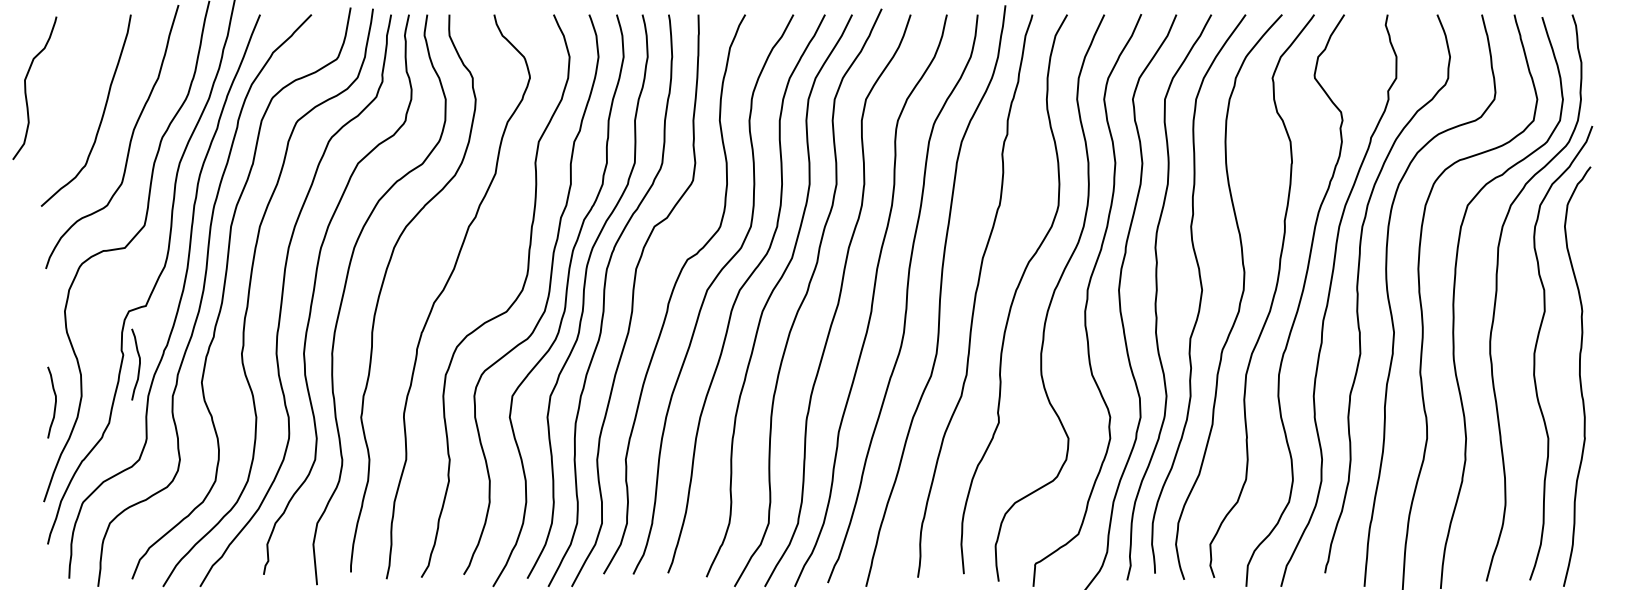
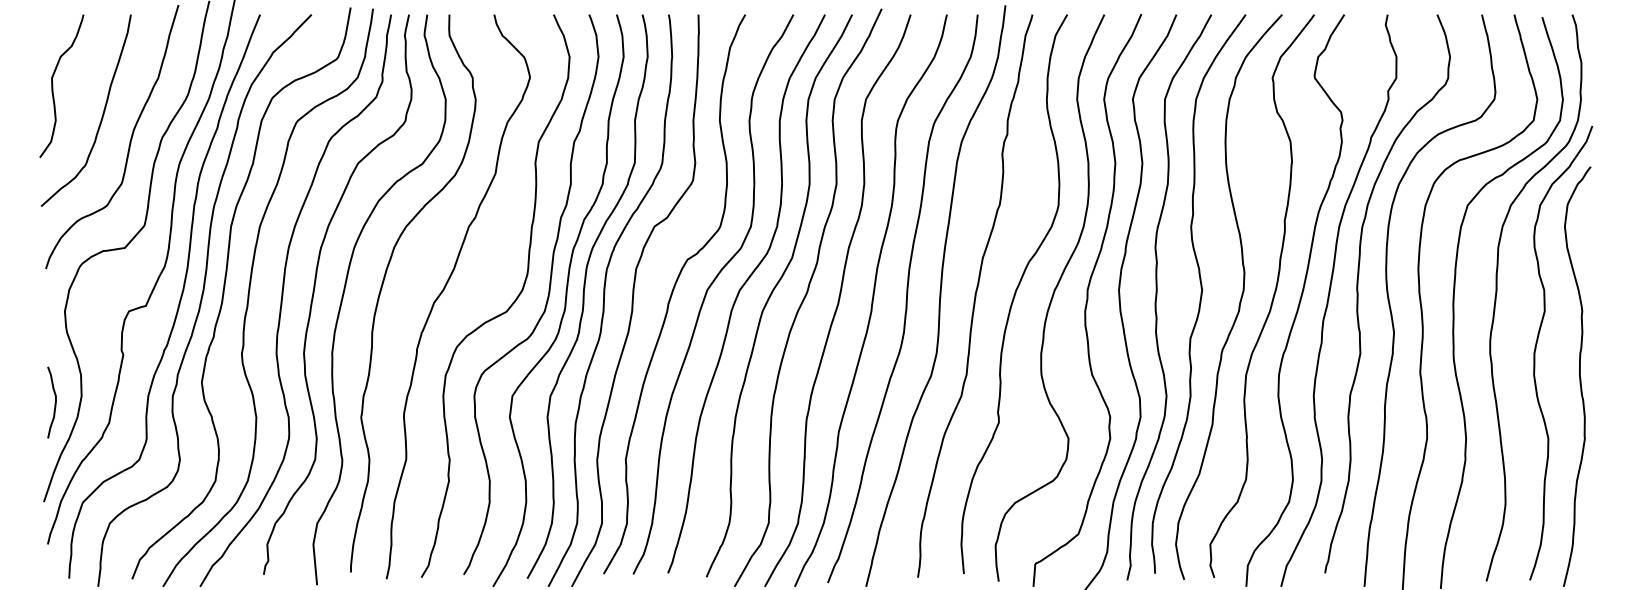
curve position: (26, 88) -> (53, 86) (53, 86)
curve: present -> none (138, 365)
